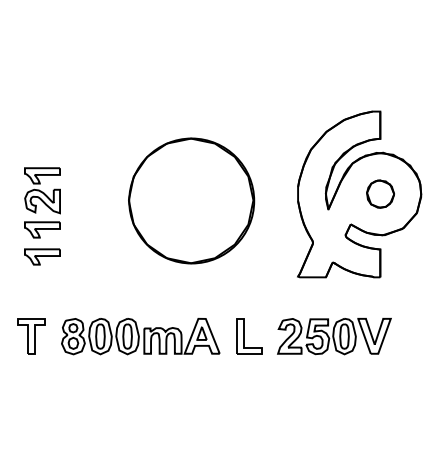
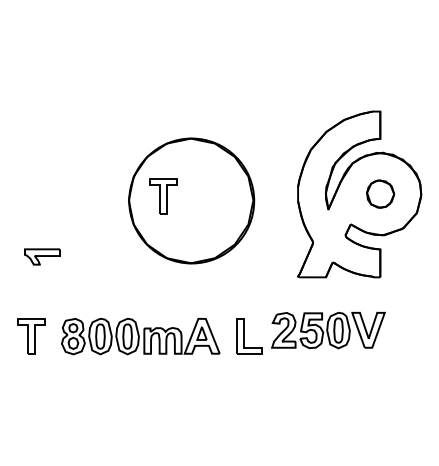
part: none -> present (163, 196)
part: present -> none (42, 202)
part position: (334, 336) -> (328, 330) (328, 330)
